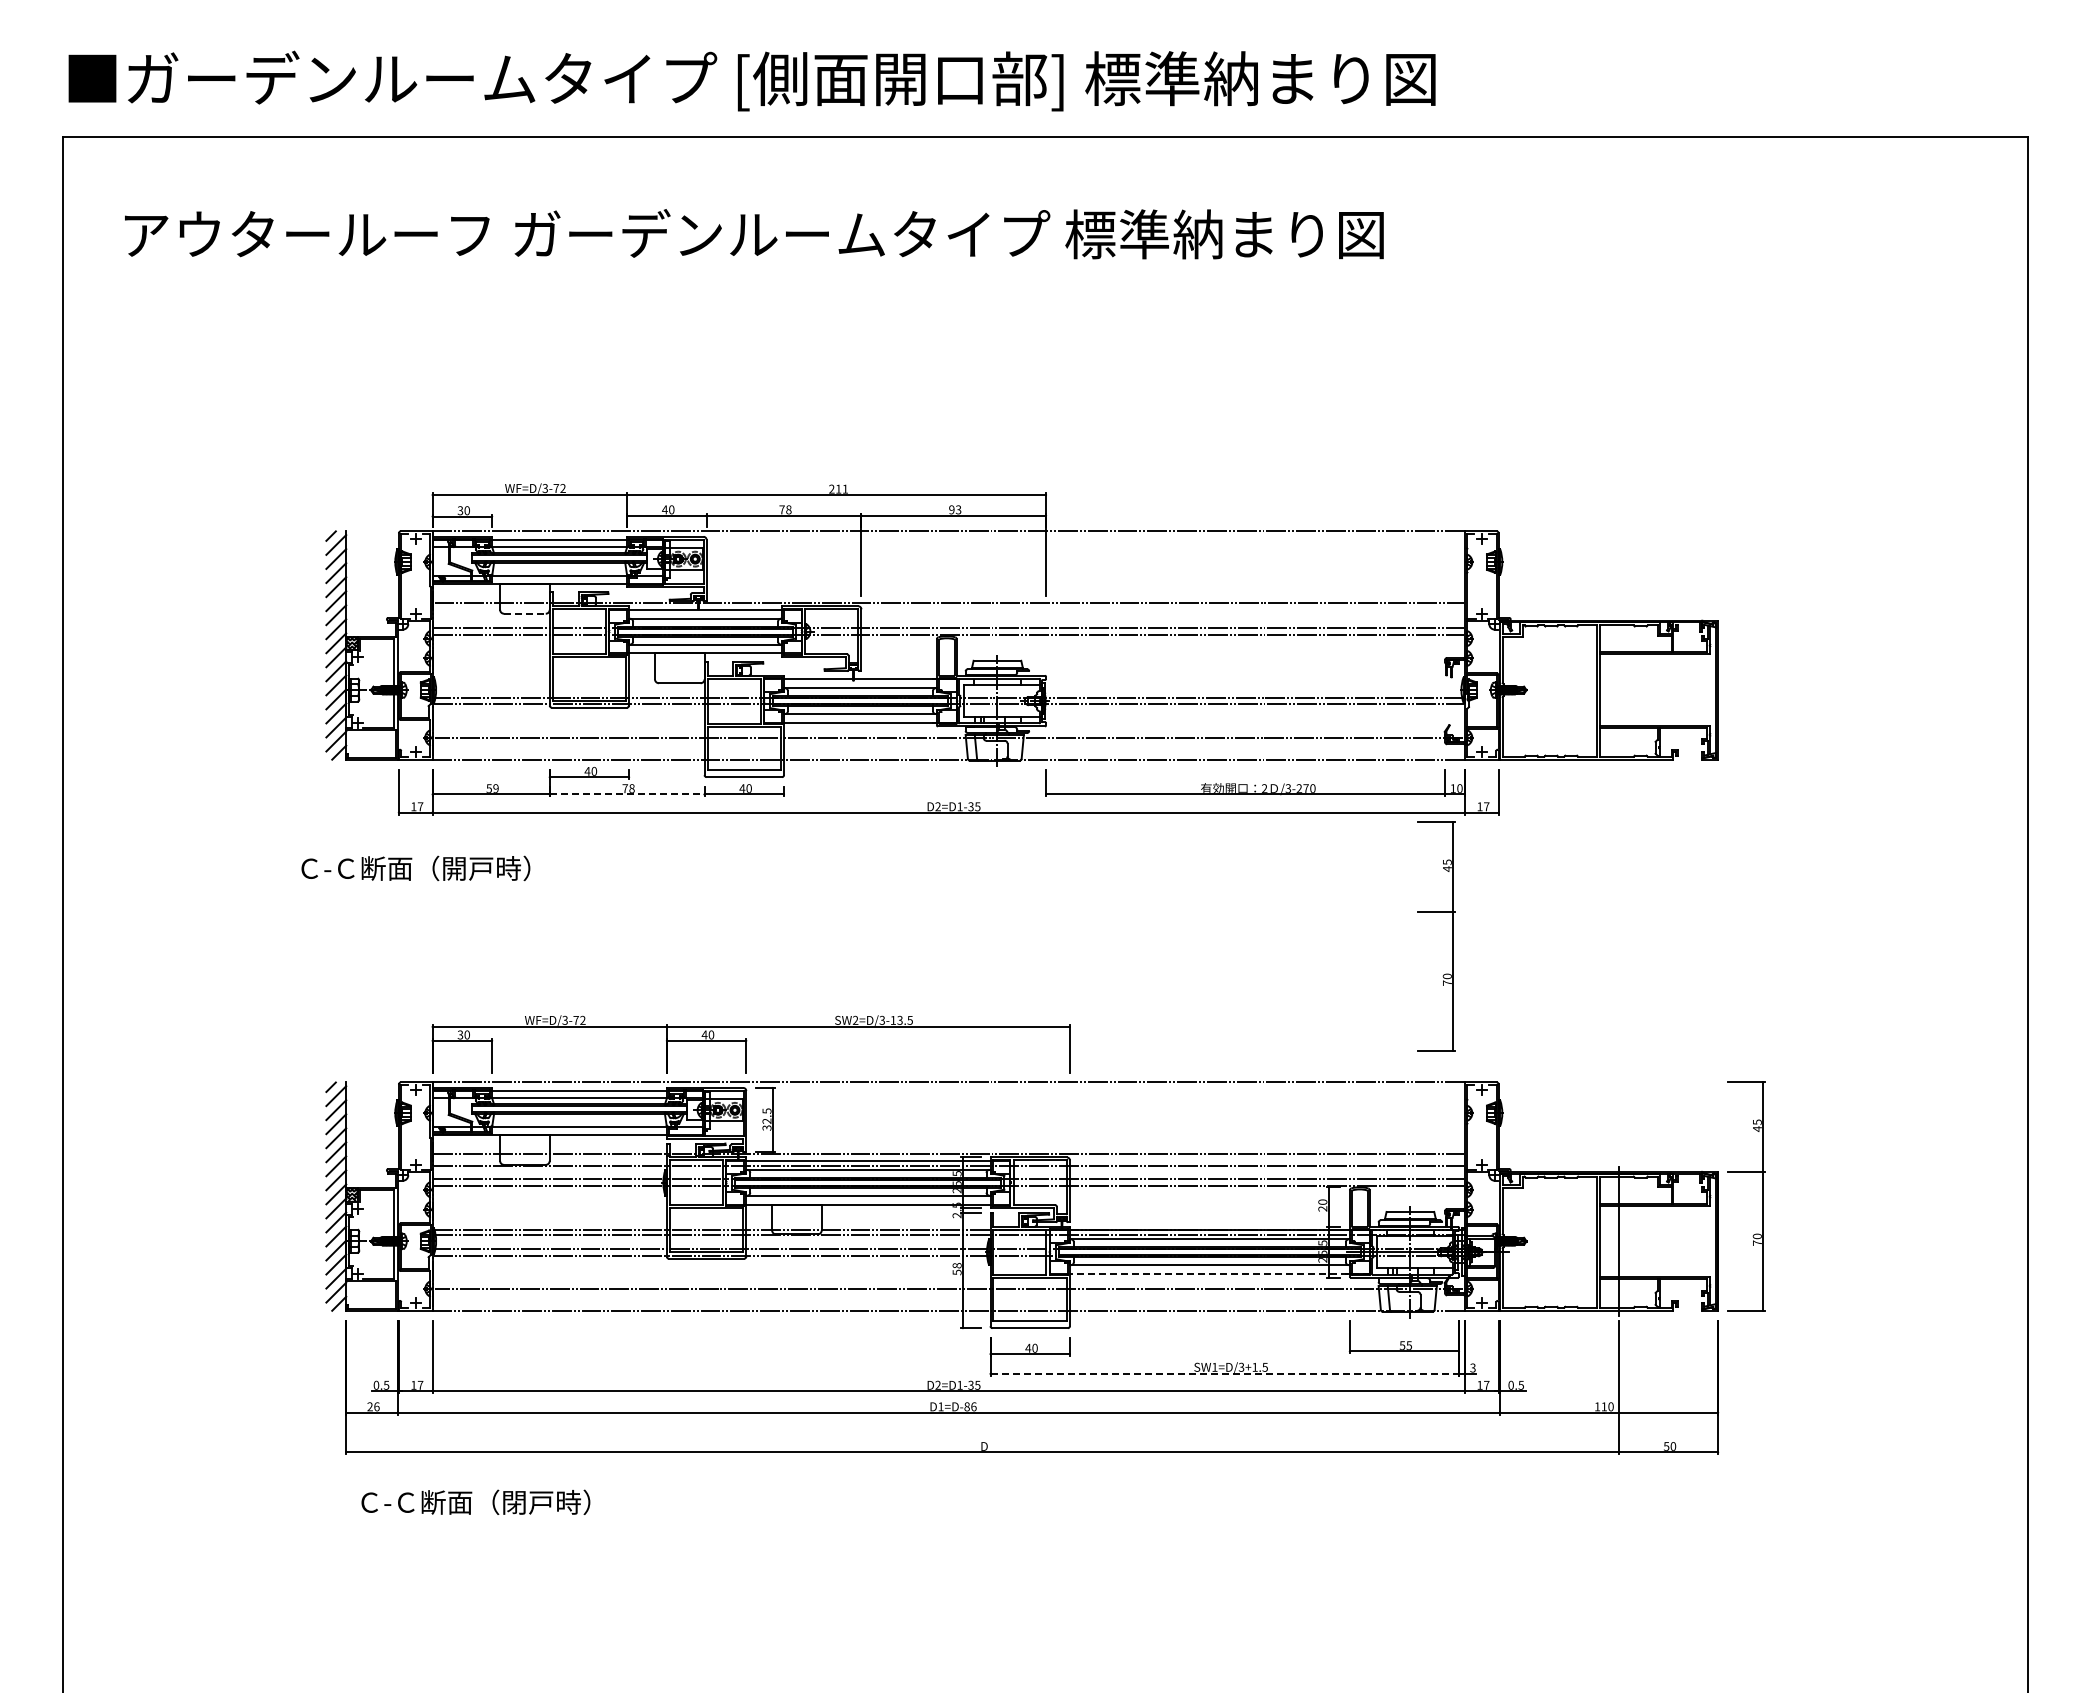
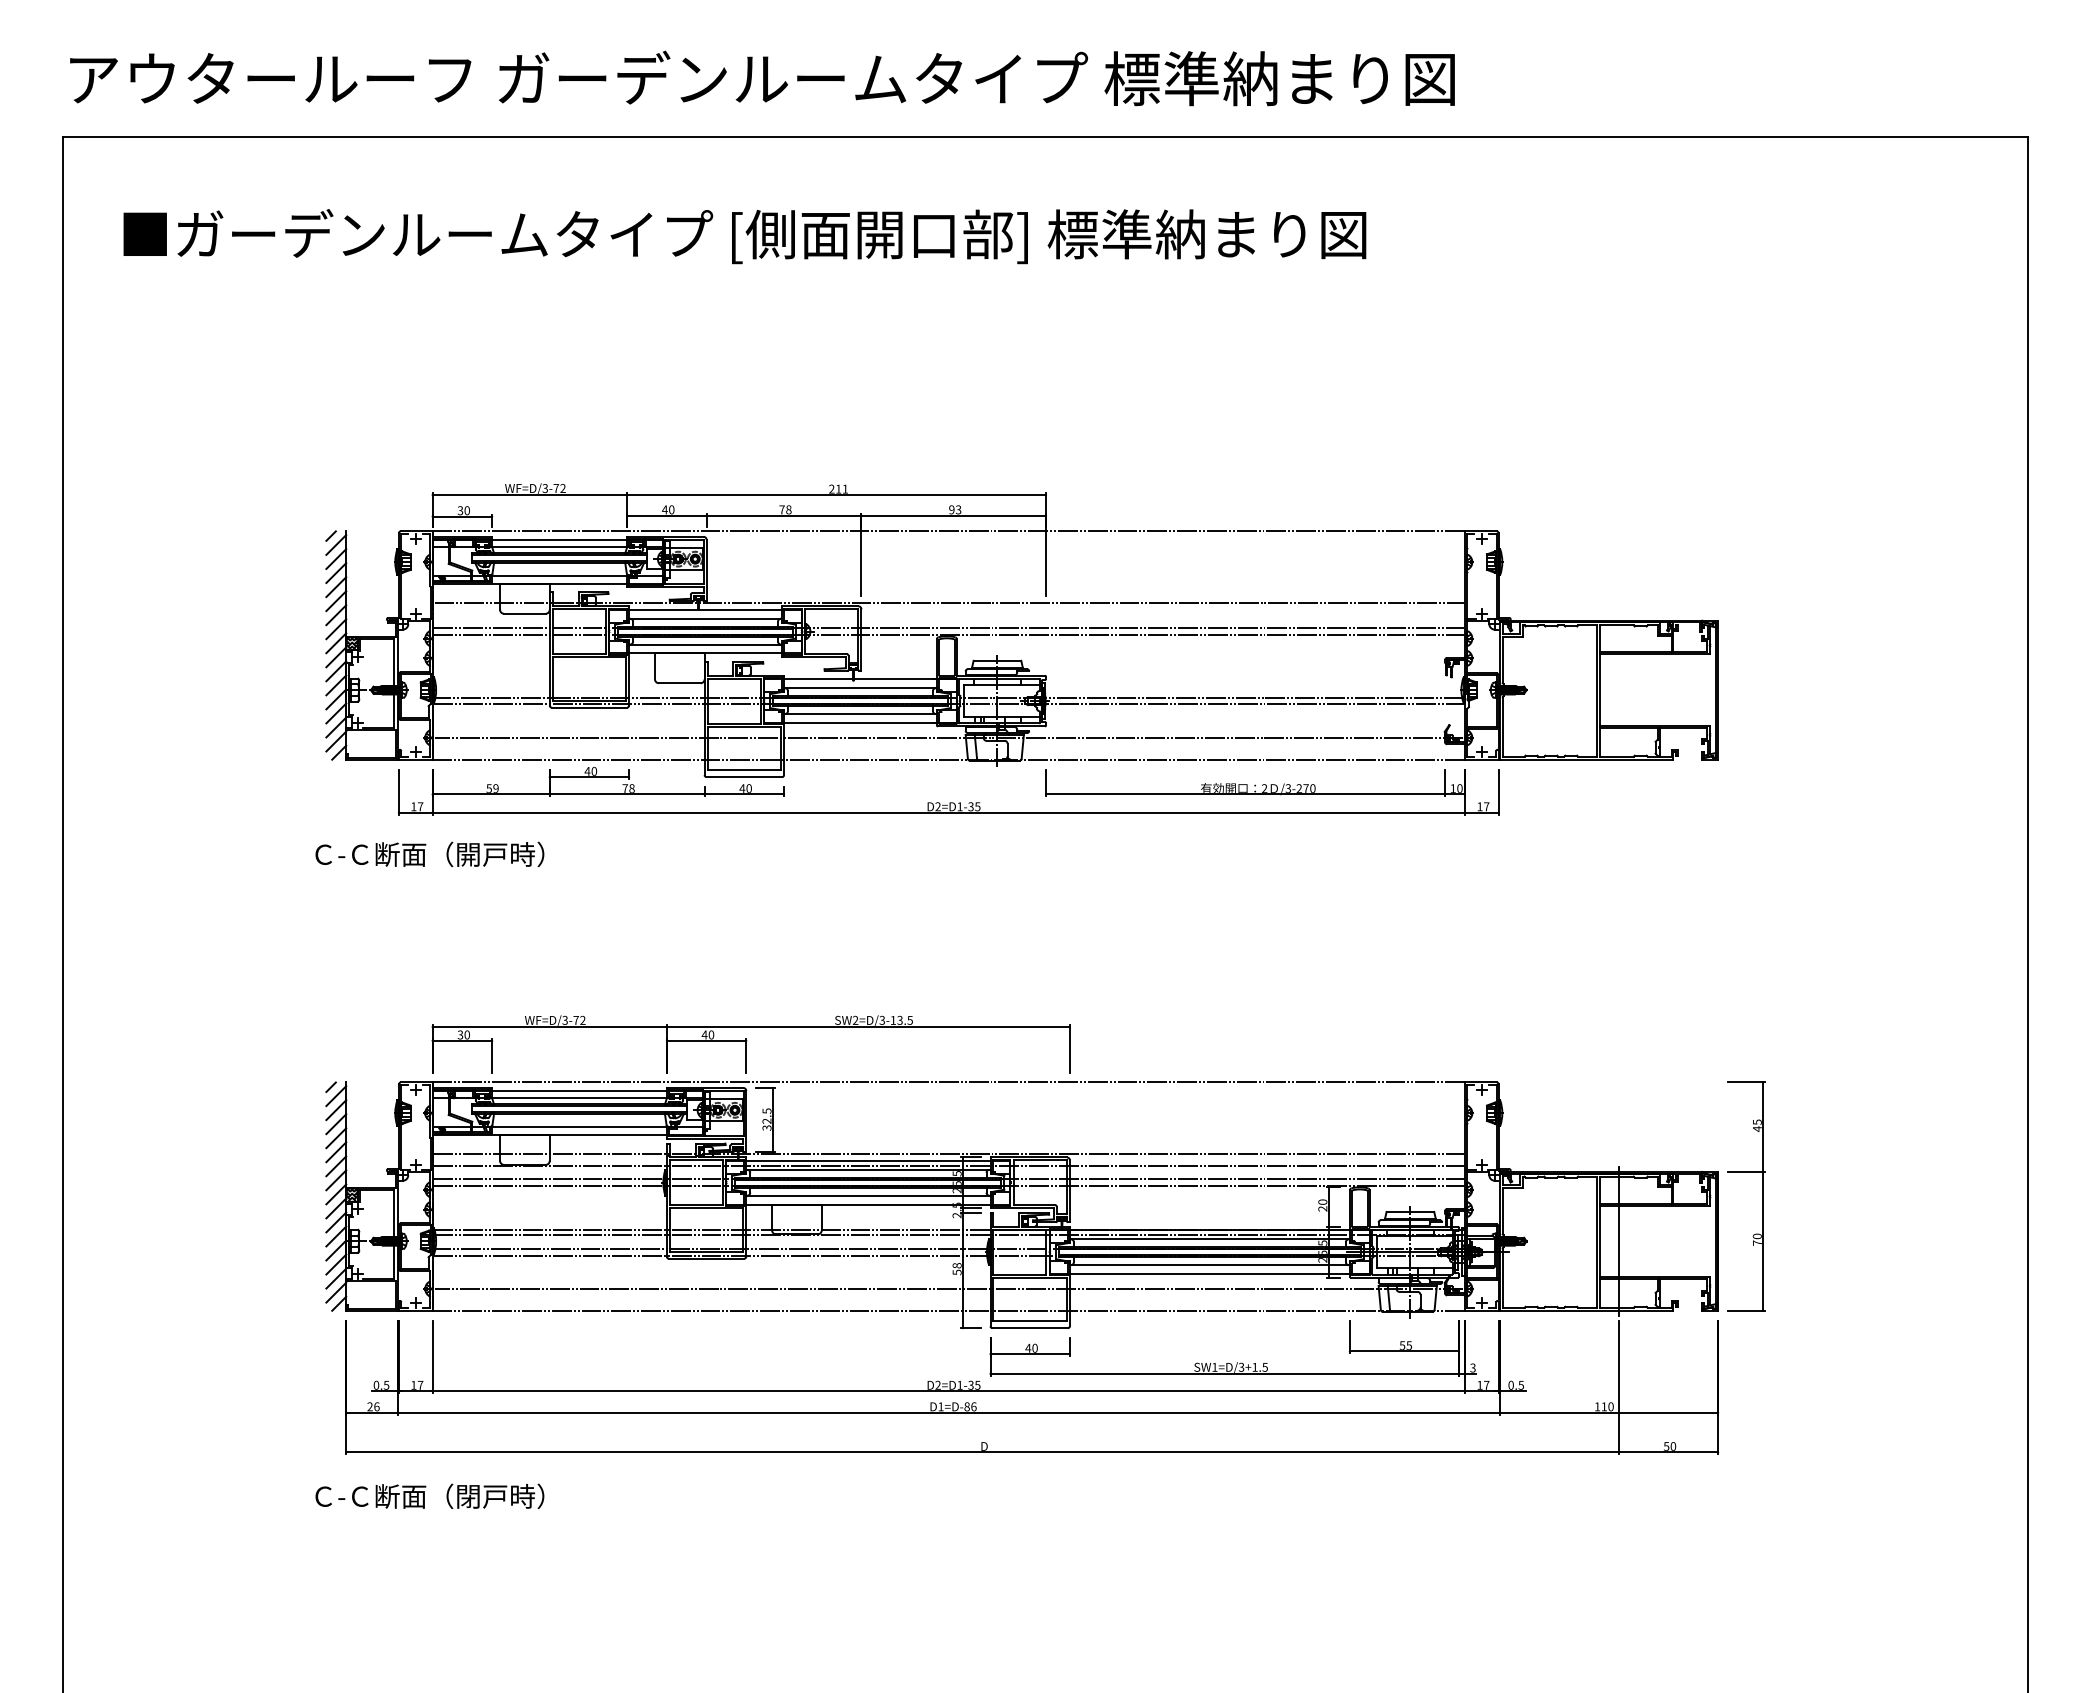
text: ■ガーデンルームタイプ [側面開口部] 標準納まり図 -> アウタールーフ ガーデンルームタイプ 標準納まり図 (761, 80)
text: アウタールーフ ガーデンルームタイプ 標準納まり図 -> ■ガーデンルームタイプ [側面開口部] 標準納まり図 (753, 236)
line: dashed -> solid (524, 613)
line: dashed -> solid (627, 794)
text position: (415, 868) -> (429, 854) (429, 854)
part: present -> none (1452, 936)
line: dashed -> solid (1219, 1274)
line: dashed -> solid (1225, 1373)
text position: (475, 1501) -> (429, 1495) (429, 1495)
